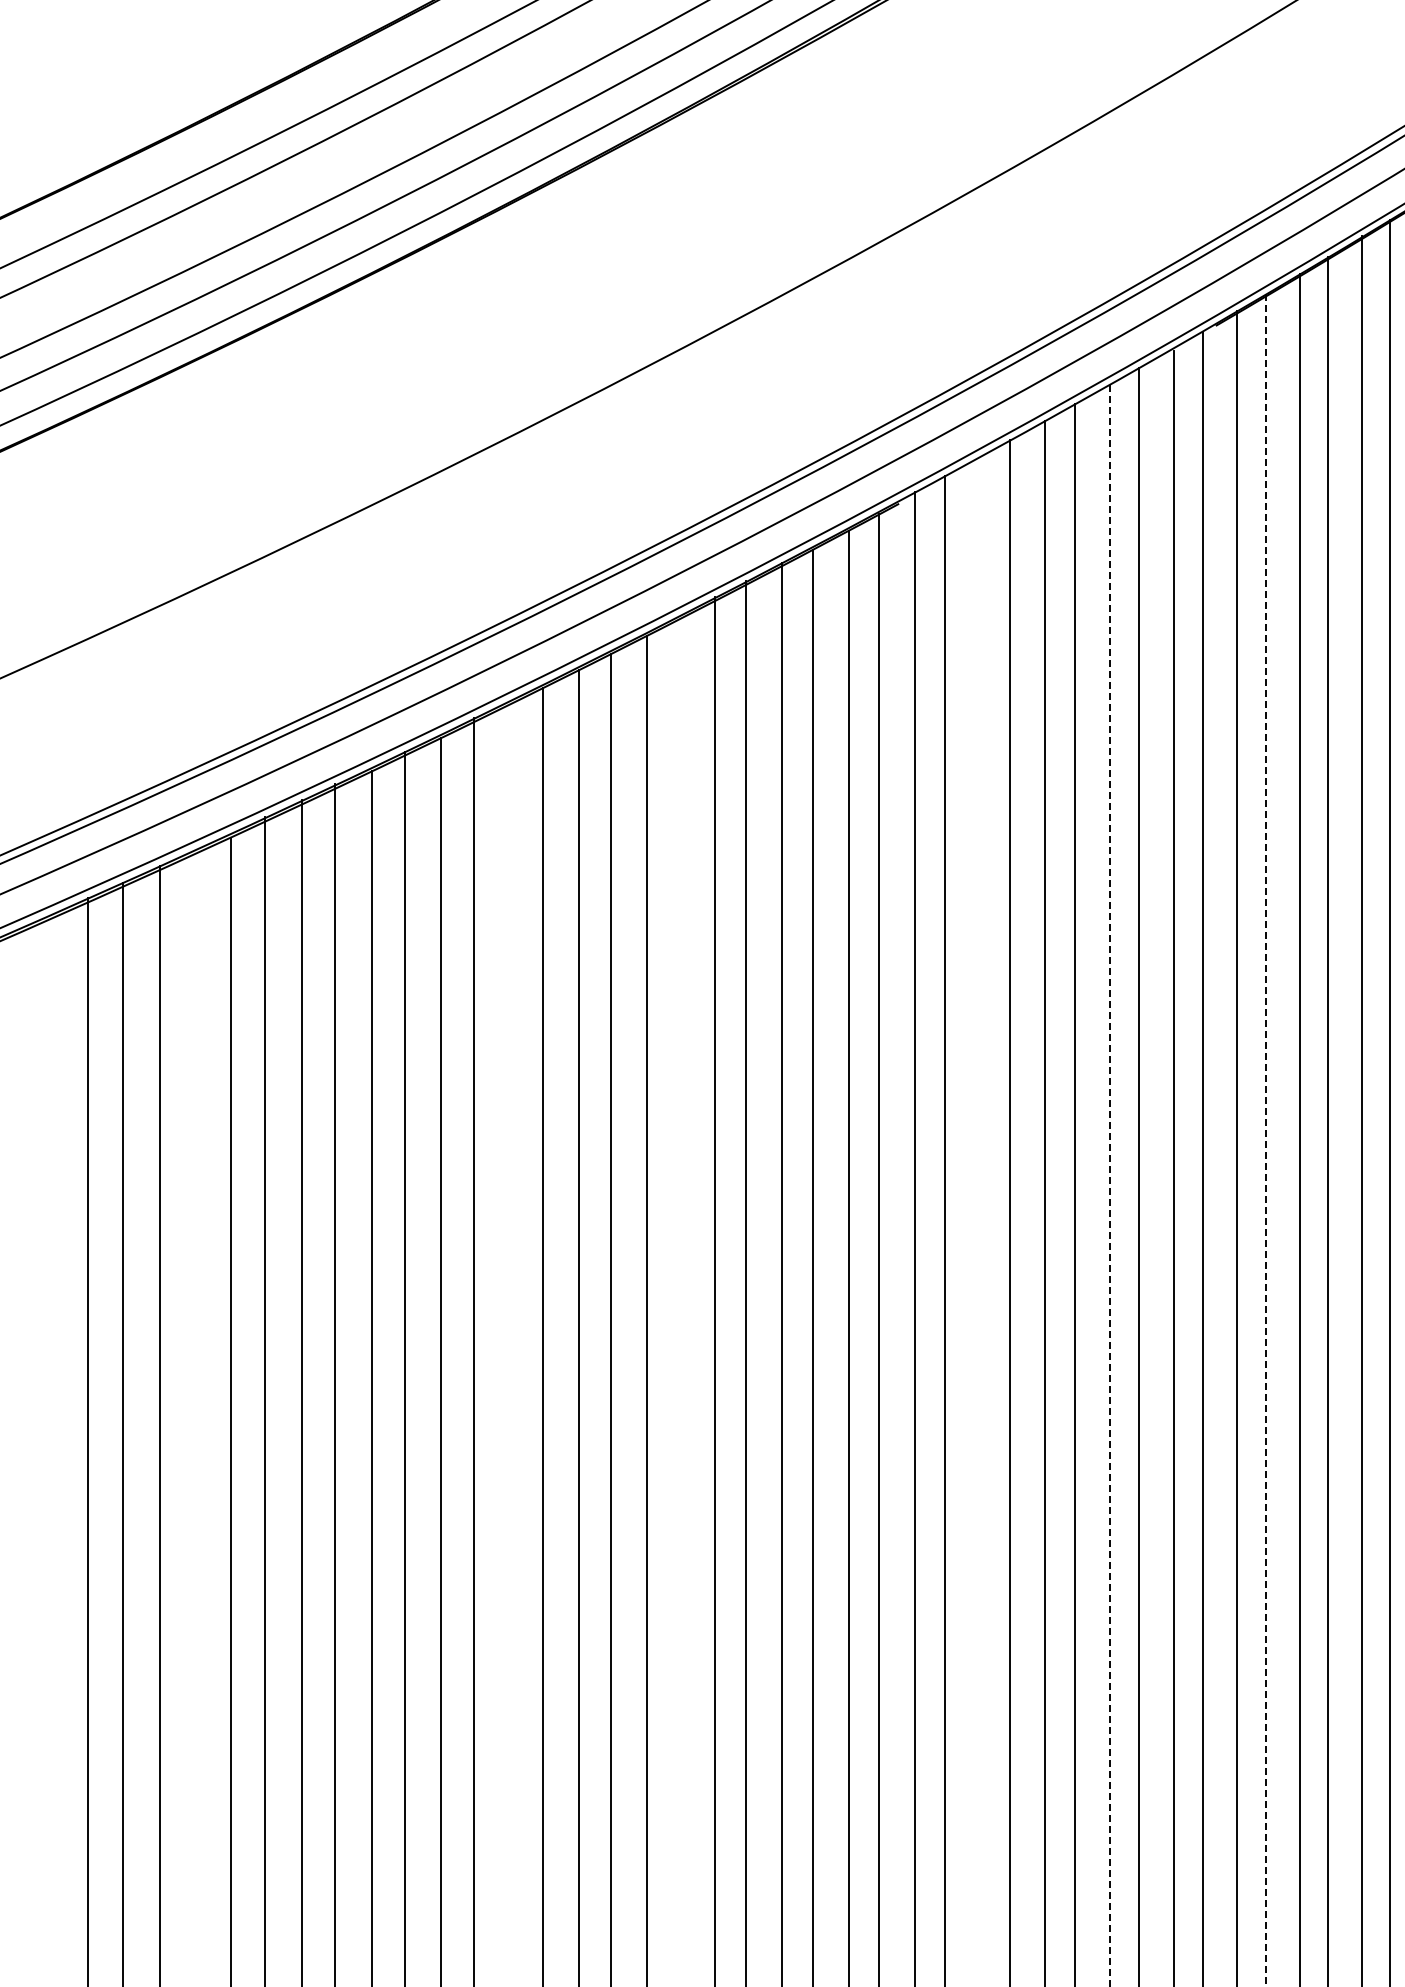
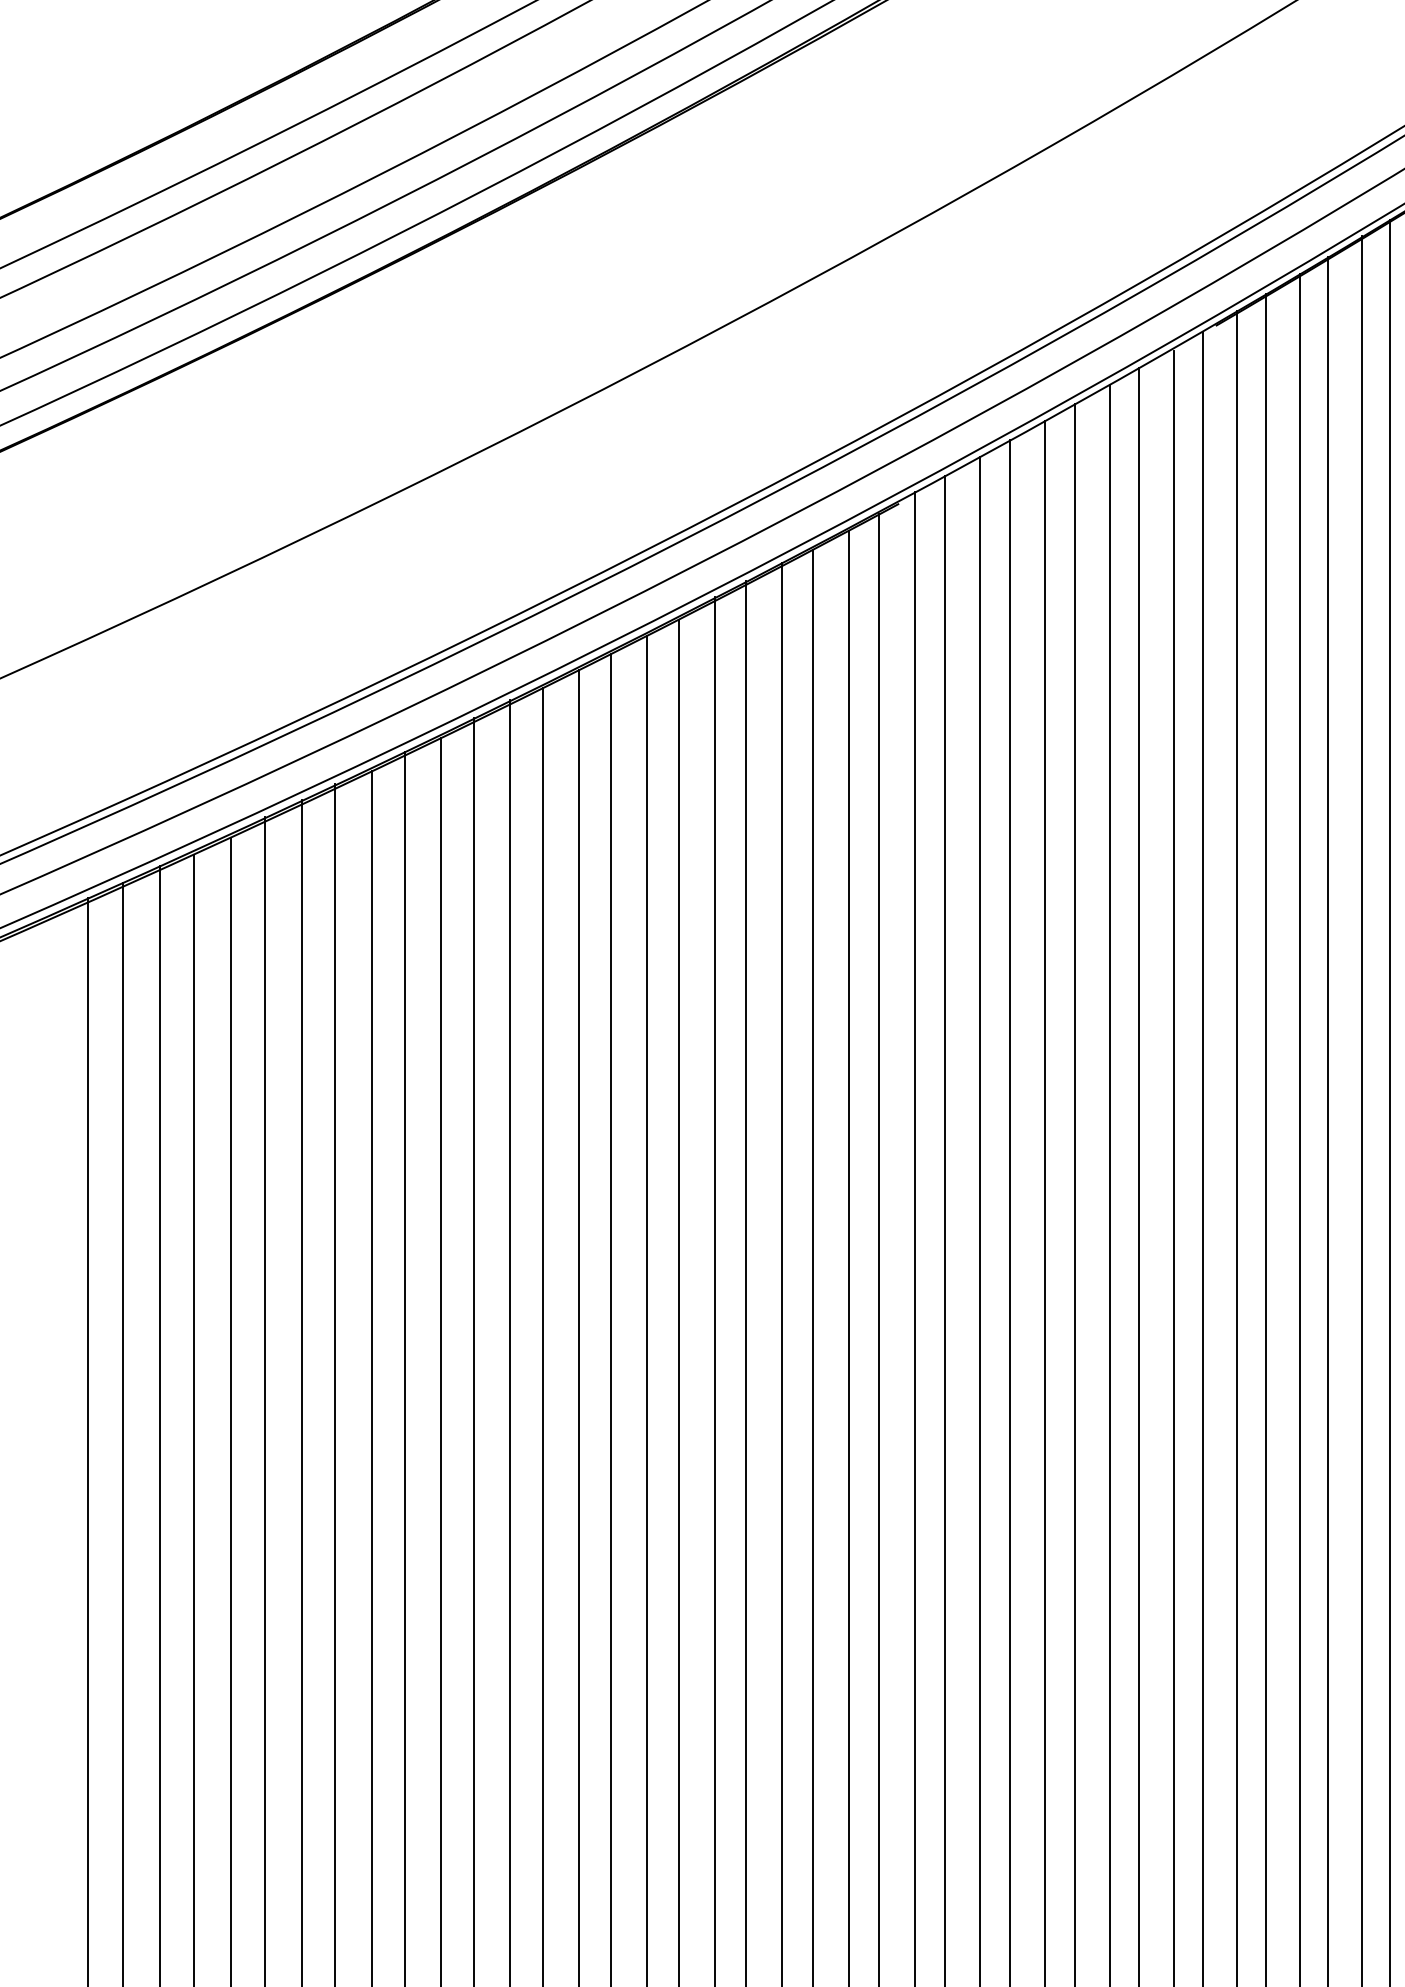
line: dashed -> solid (1265, 1140)
line: dashed -> solid (1109, 1185)
line: none -> present (980, 1220)
line: none -> present (679, 1301)
line: none -> present (510, 1341)
line: none -> present (194, 1418)
